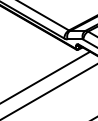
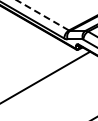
line: solid -> dashed (42, 15)
line: present -> none (49, 91)
